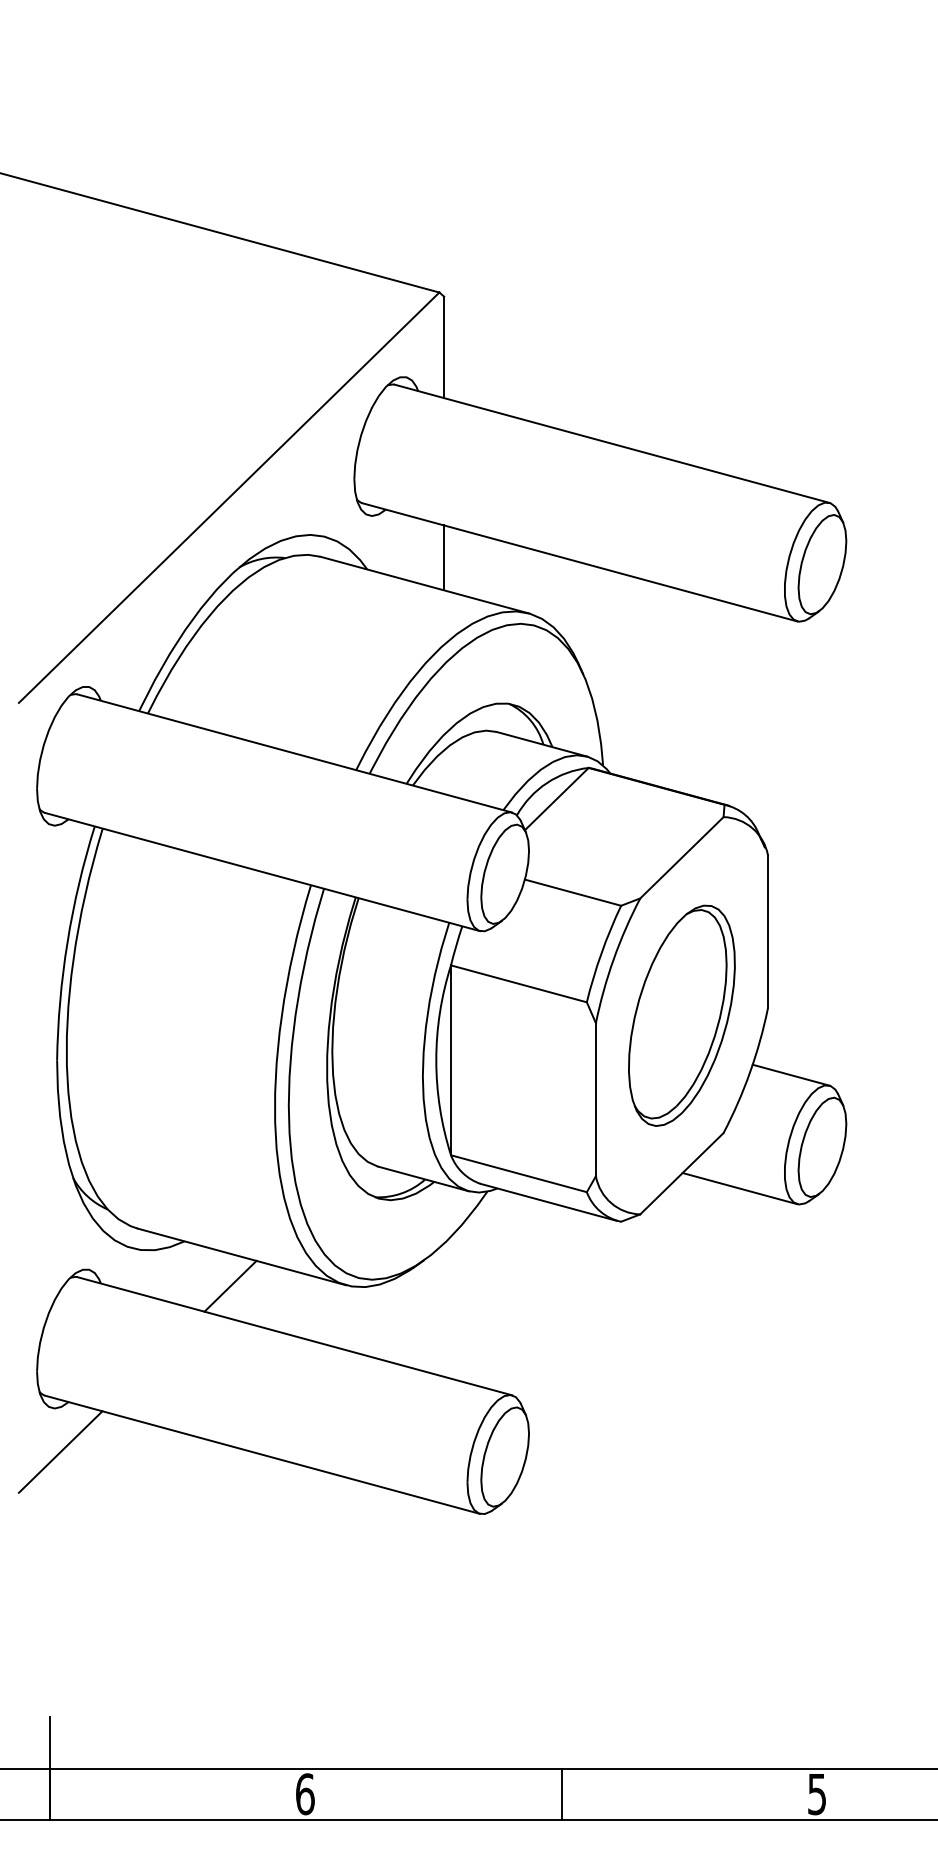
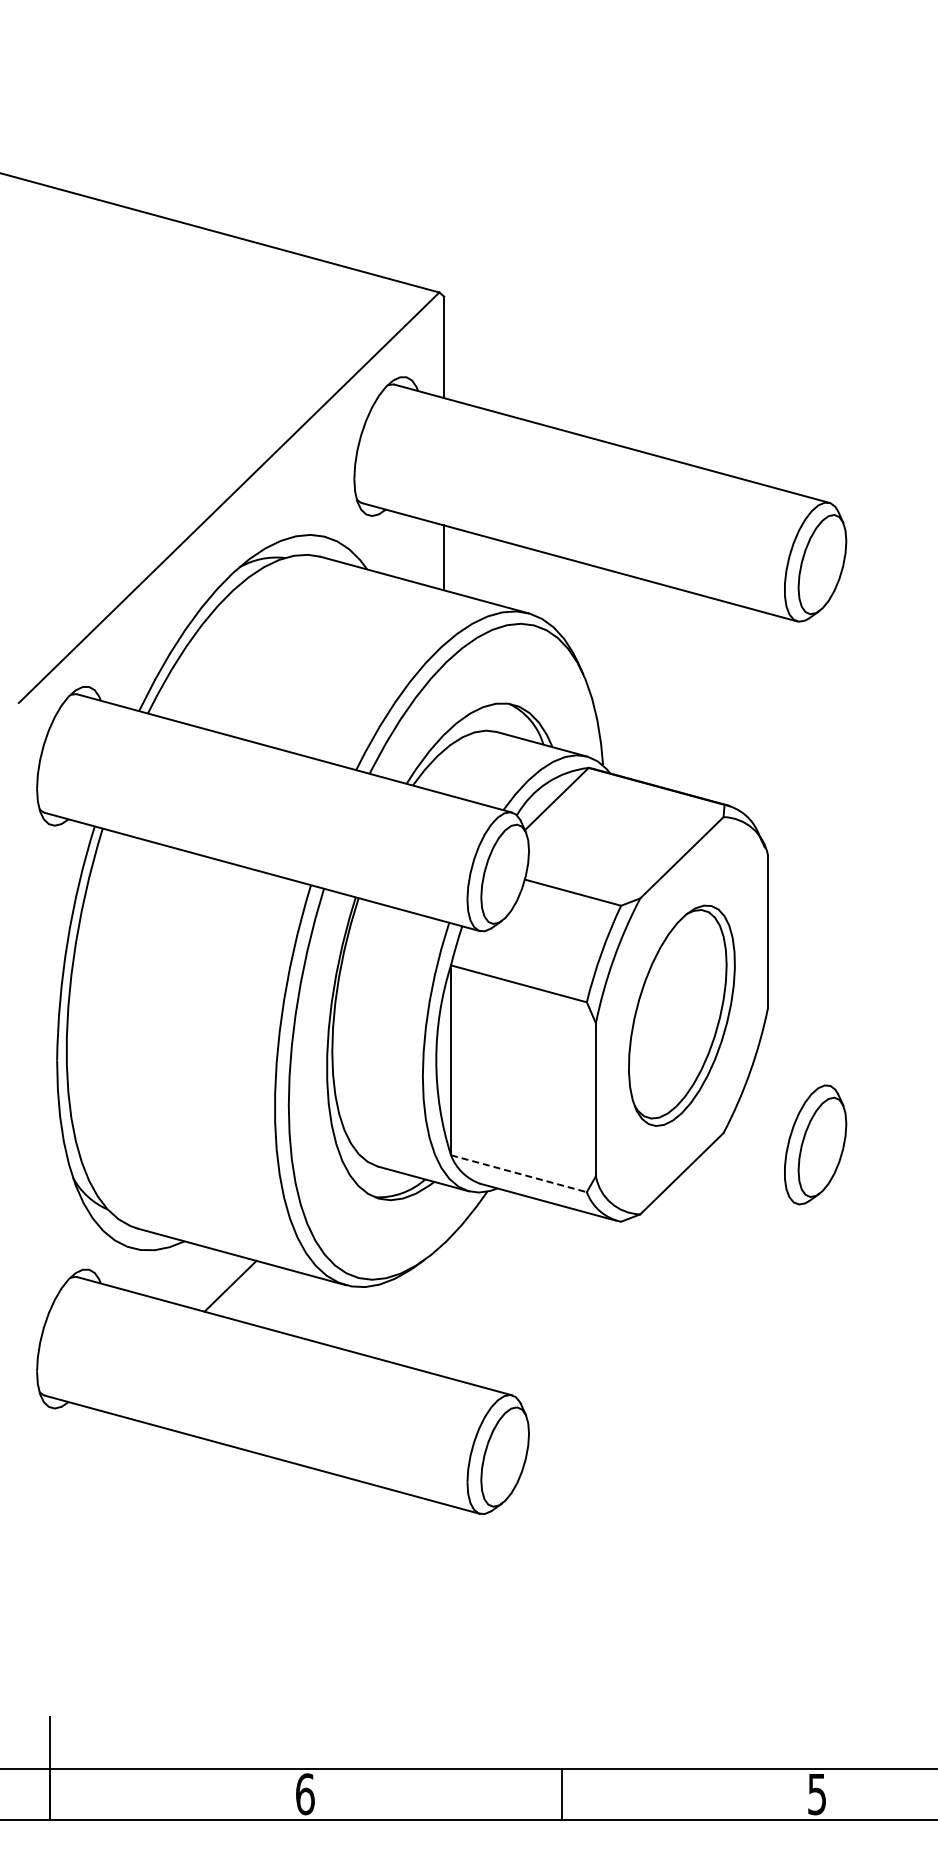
line: present -> none (790, 1074)
line: solid -> dashed (519, 1173)
line: present -> none (739, 1188)
line: present -> none (60, 1451)
